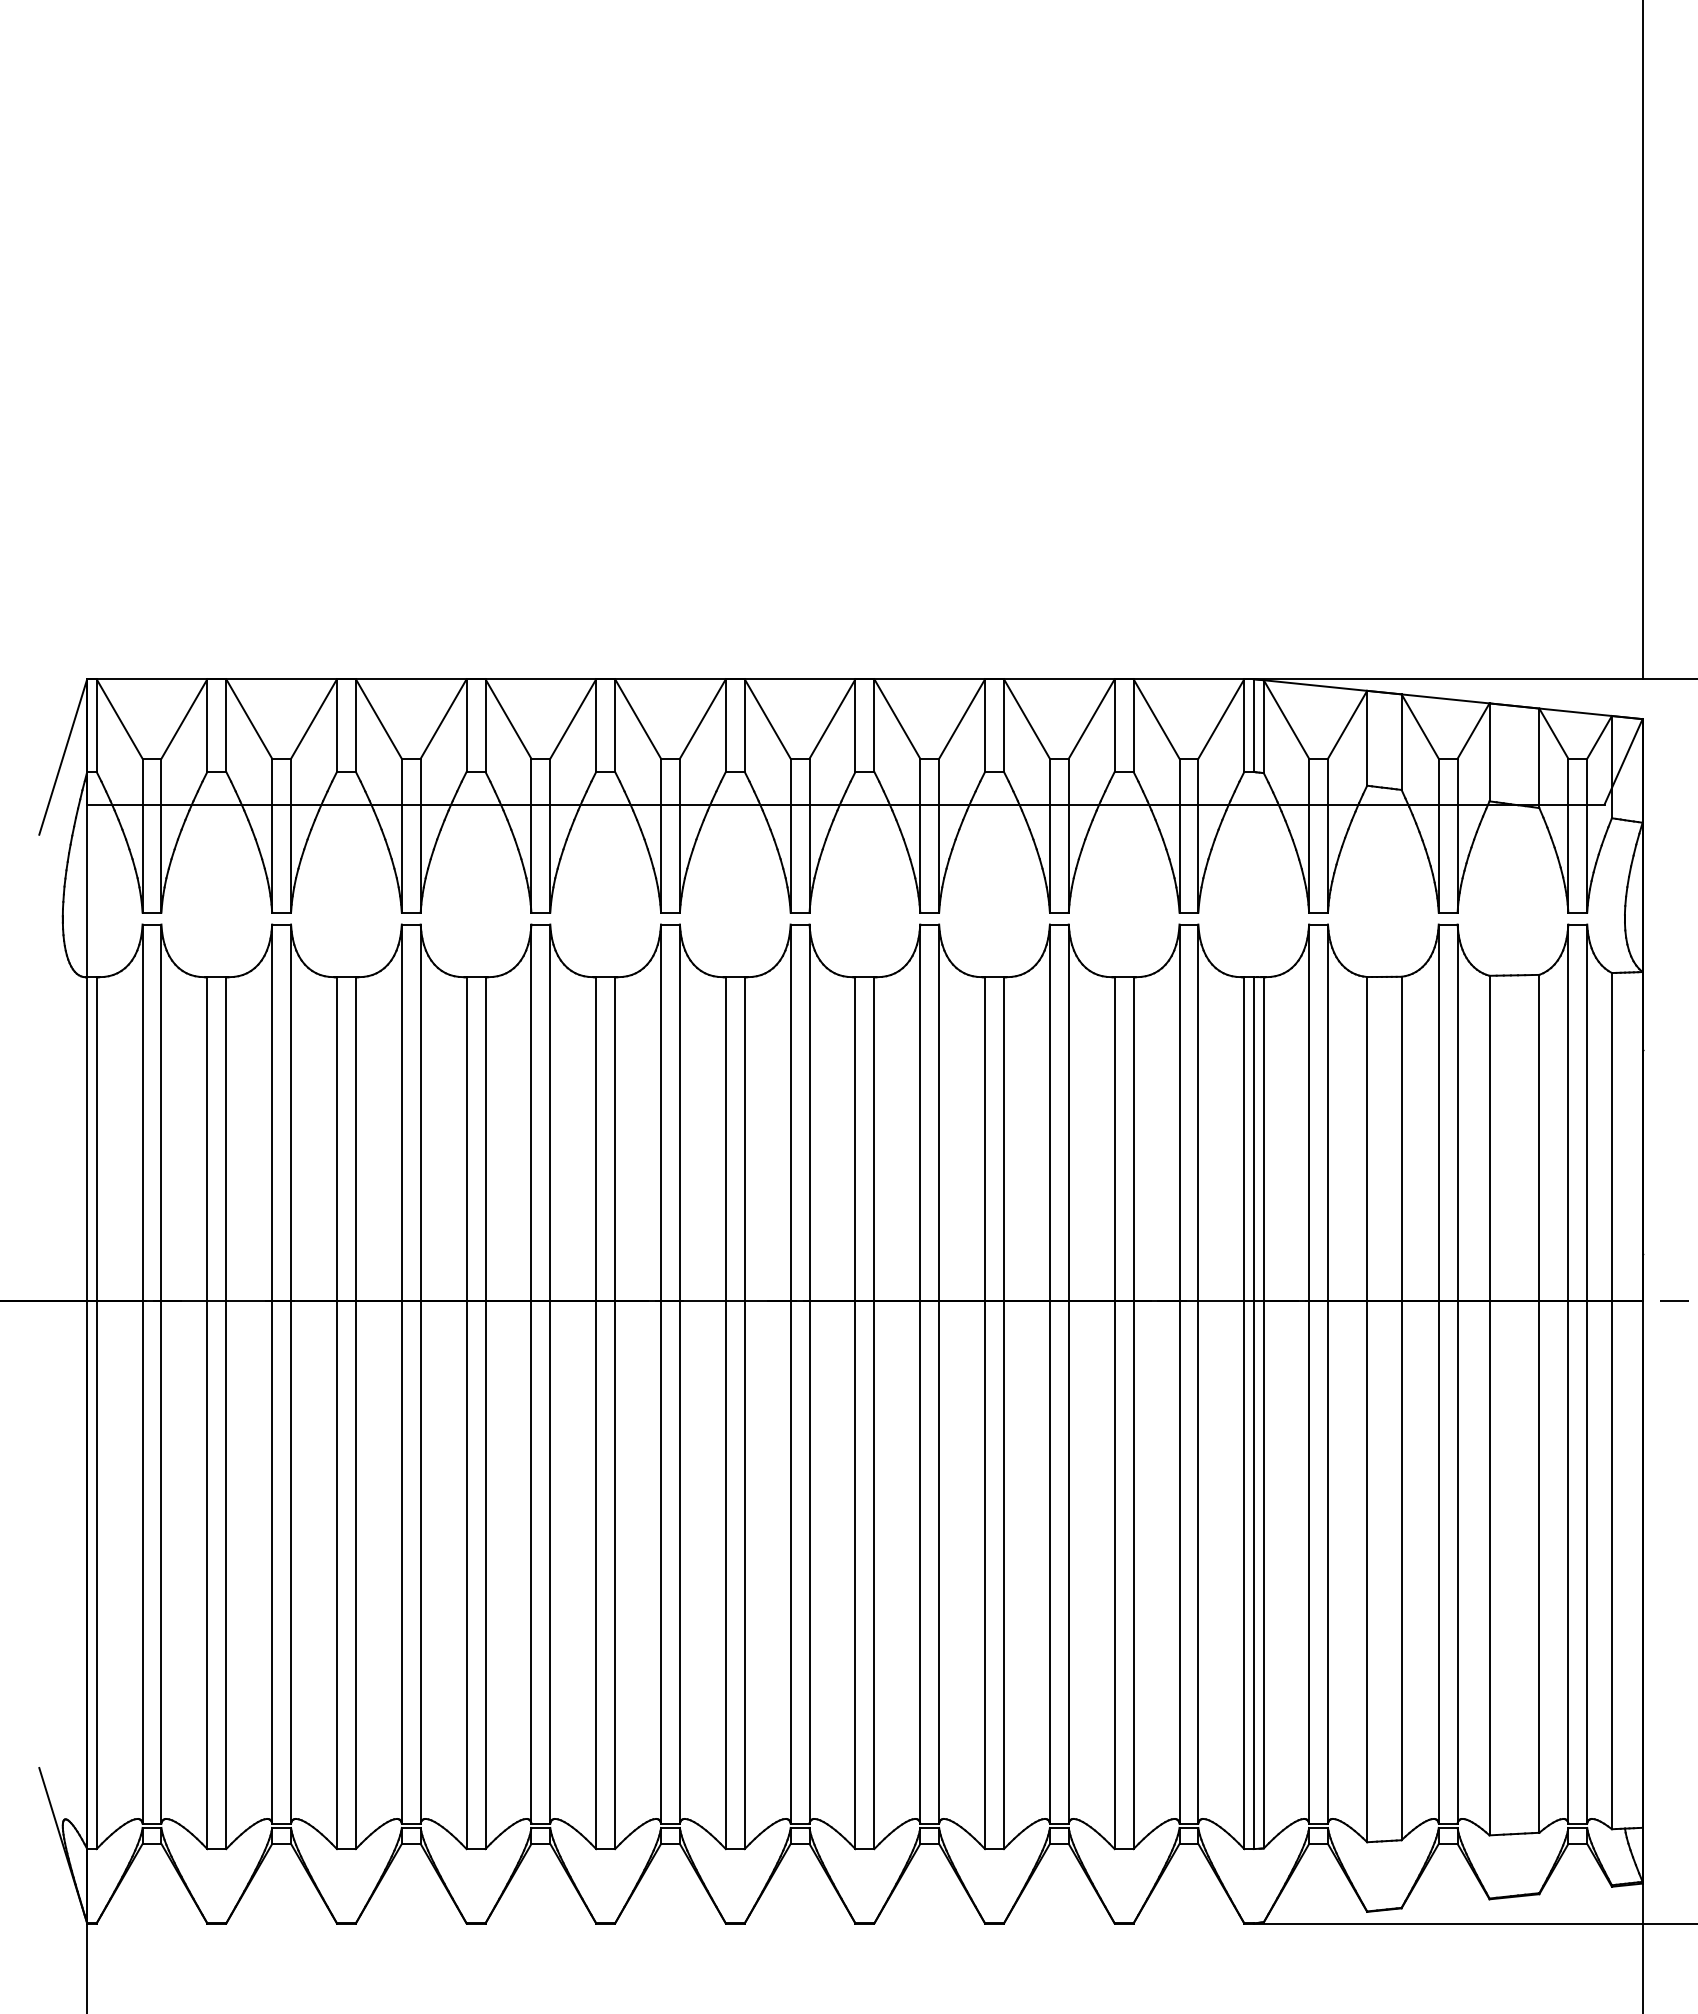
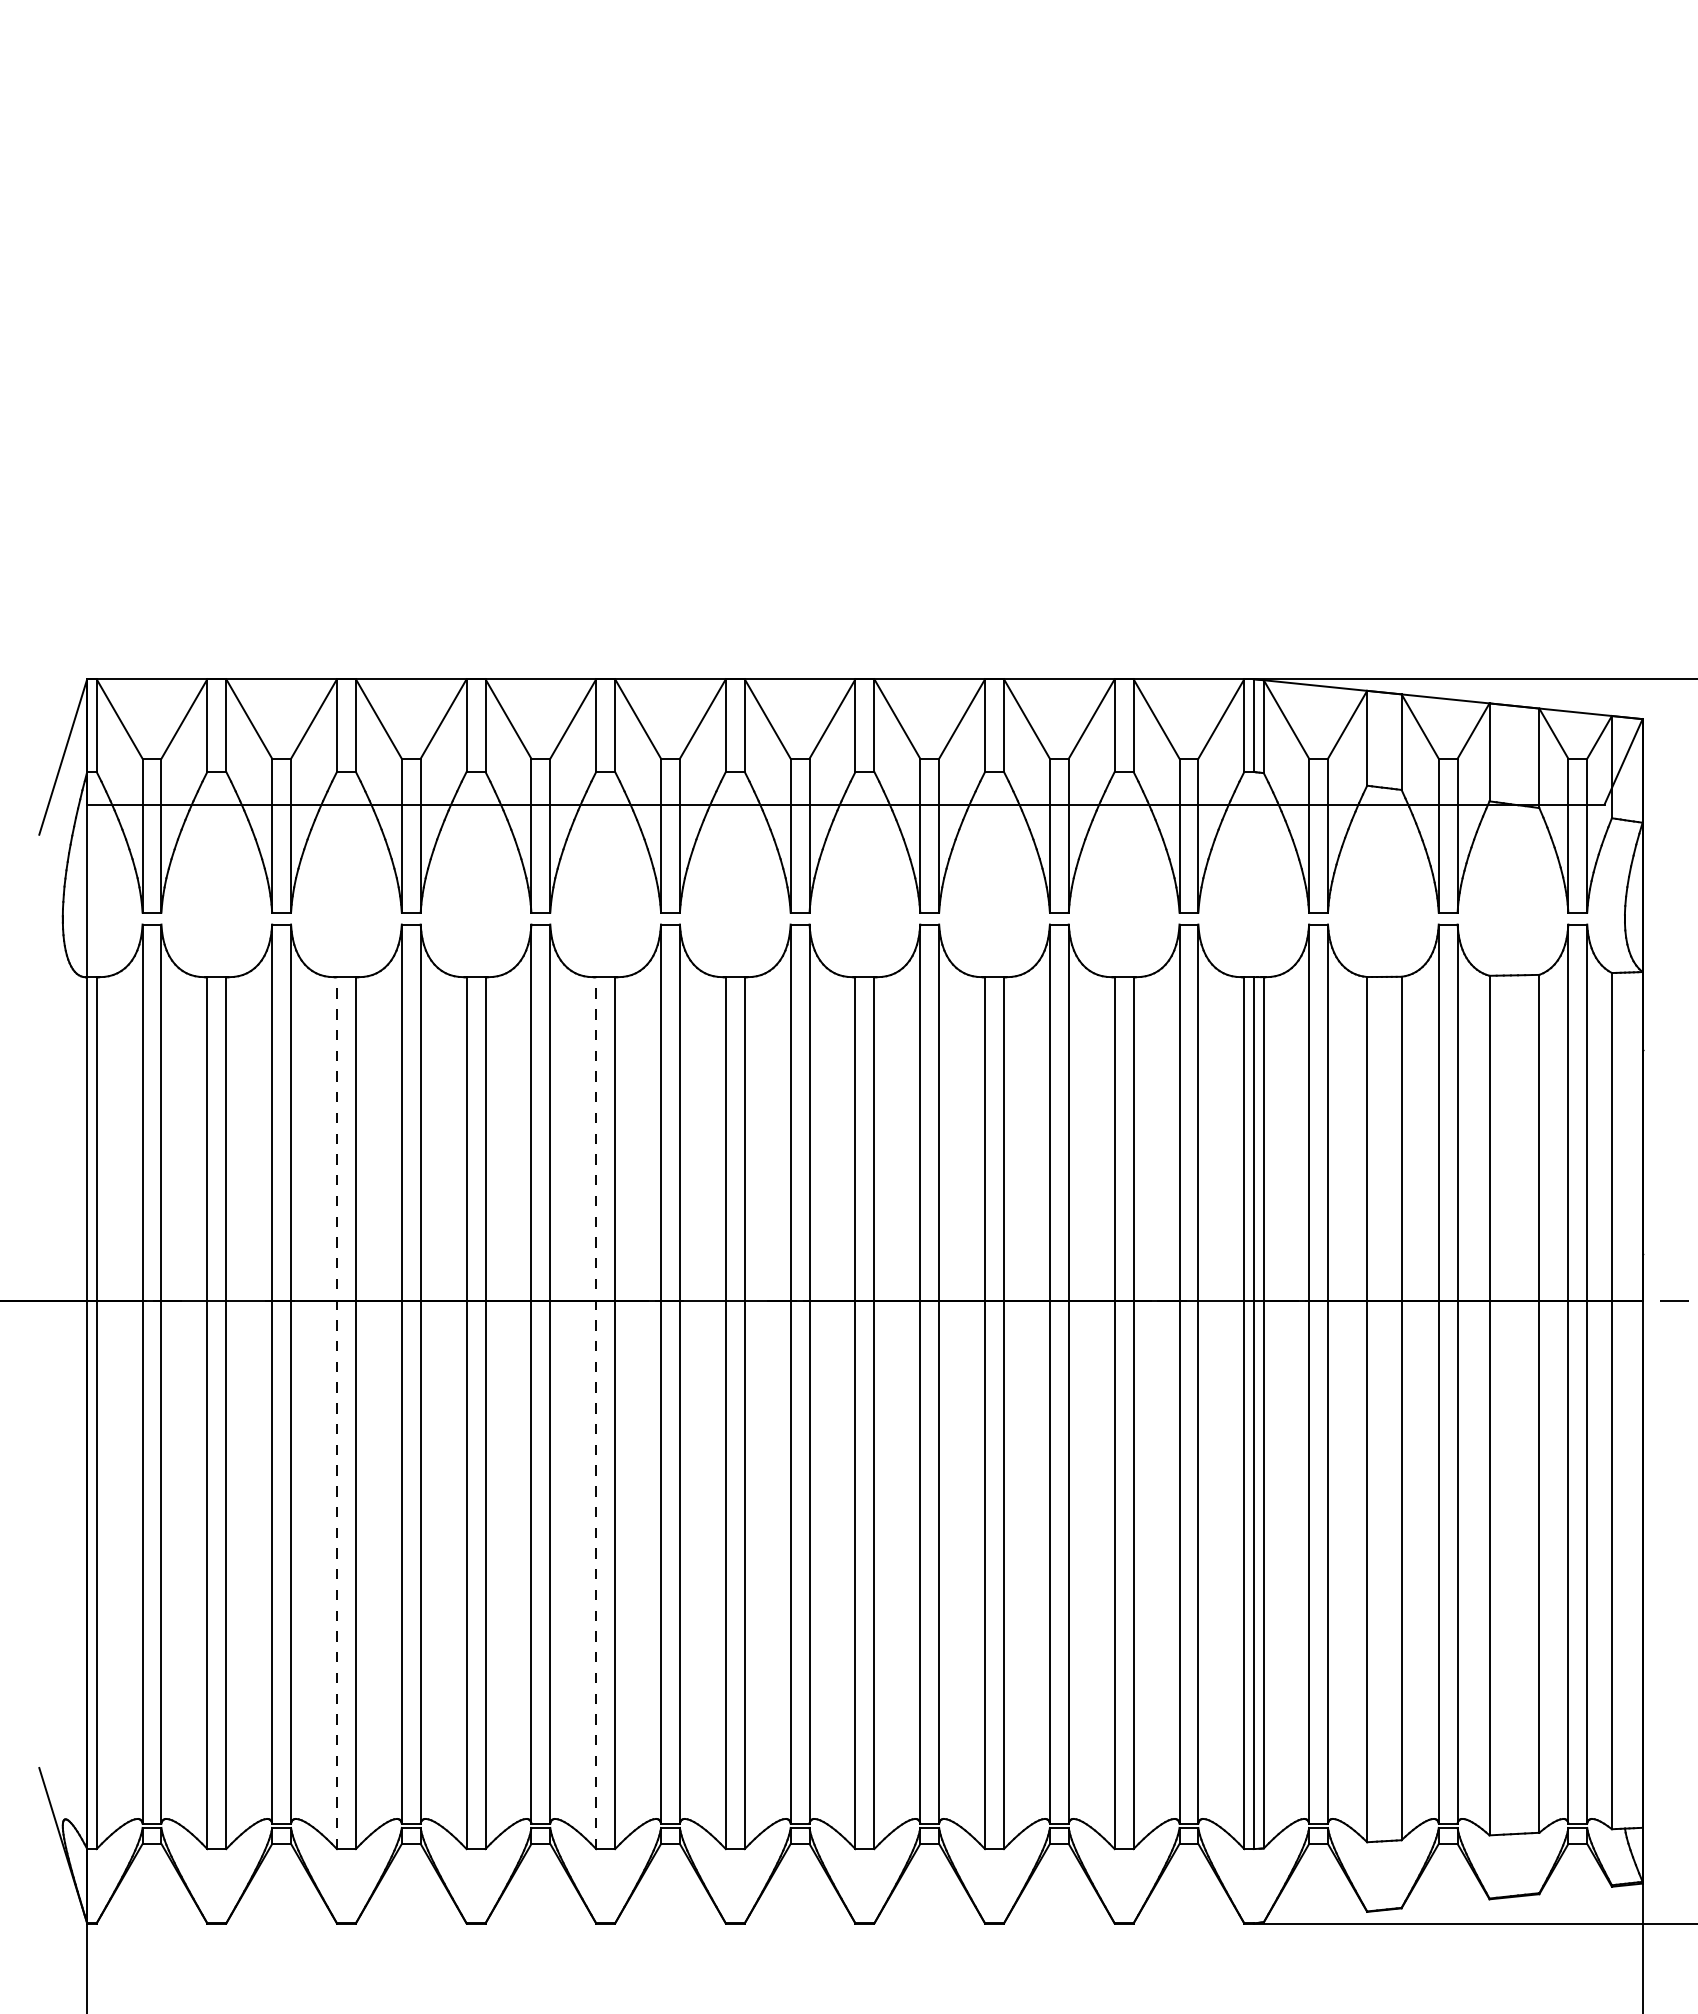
line: present -> none (1642, 340)
line: solid -> dashed (337, 1413)
line: solid -> dashed (596, 1413)
